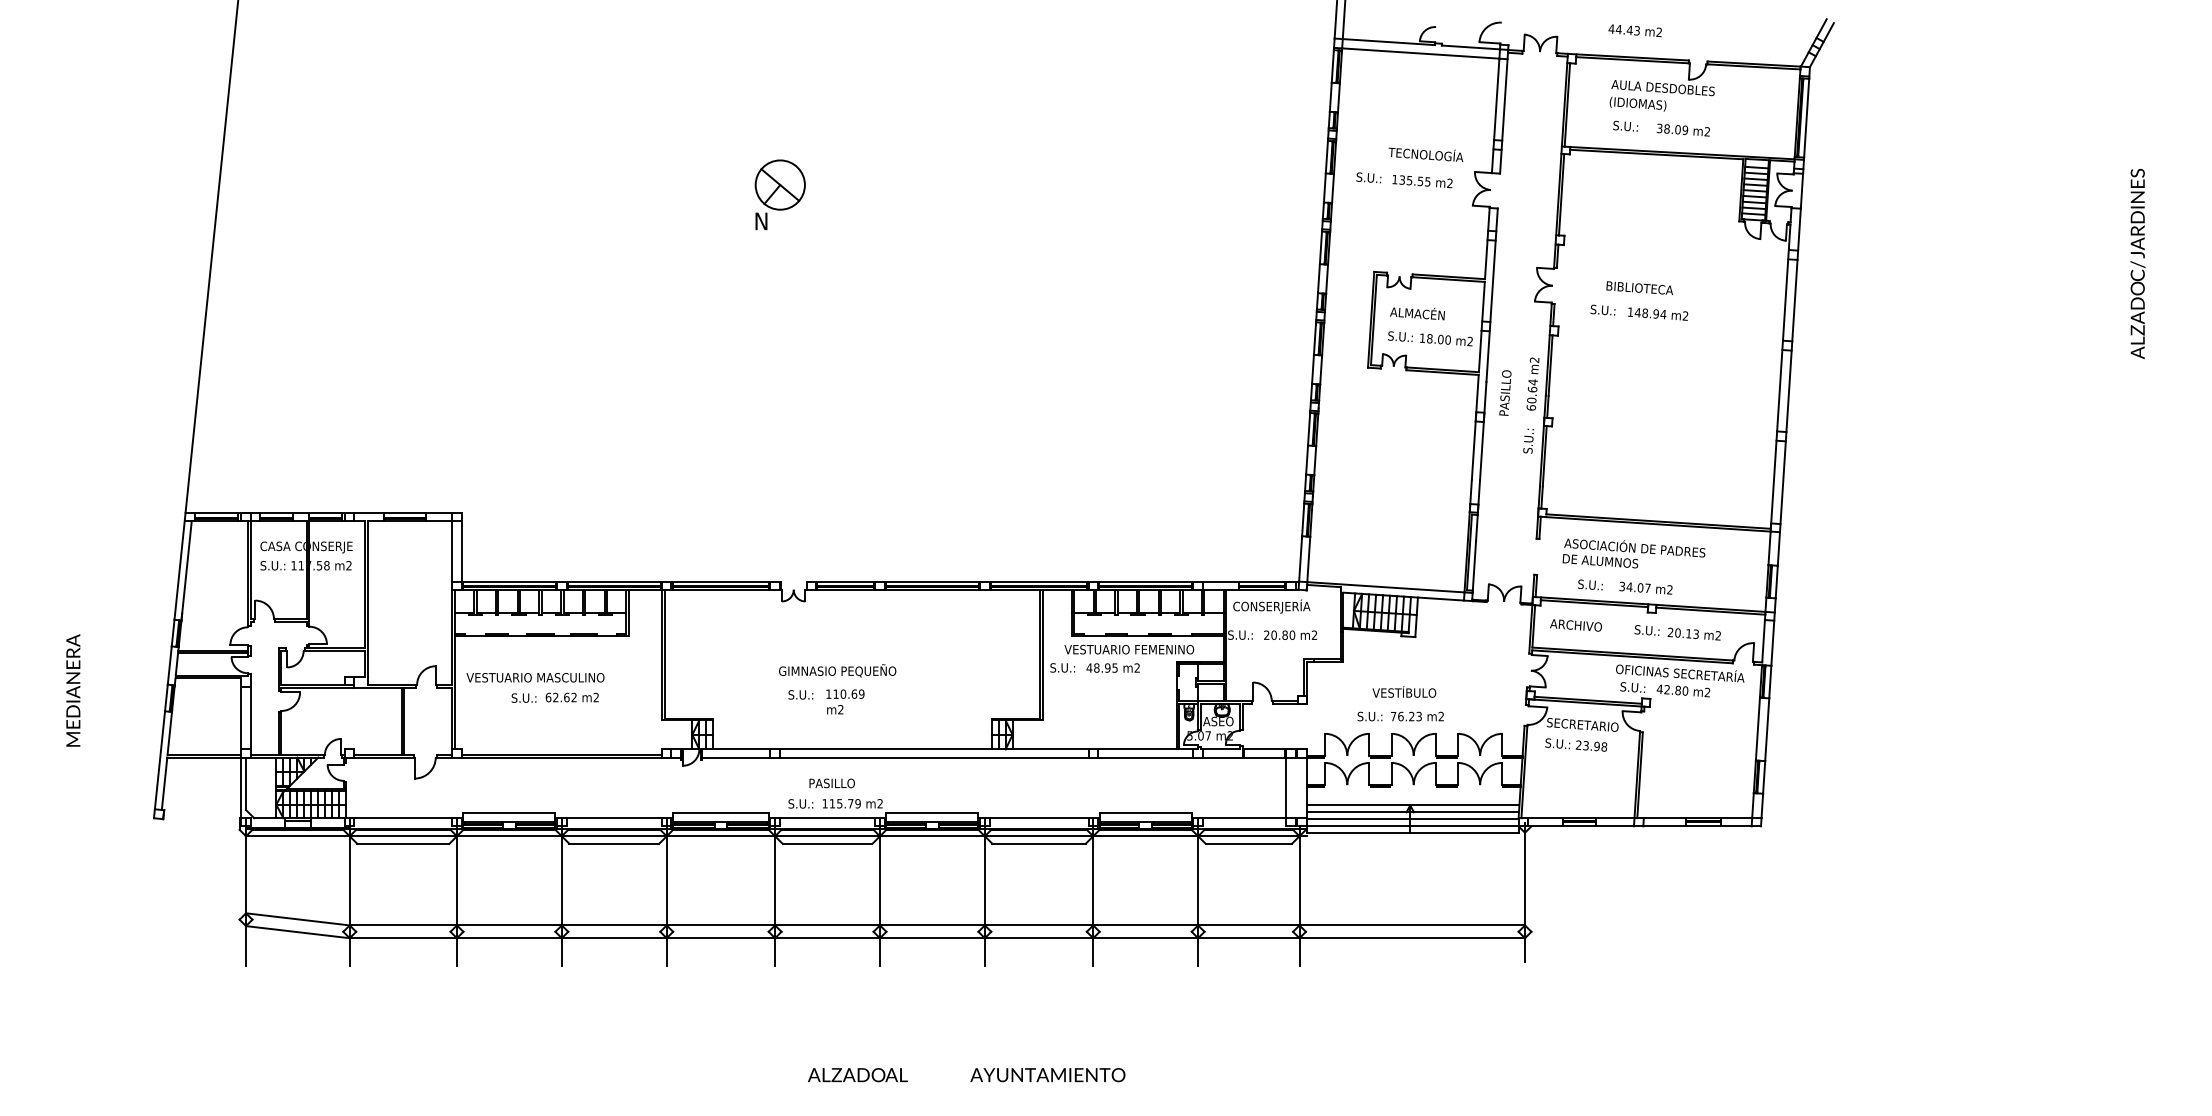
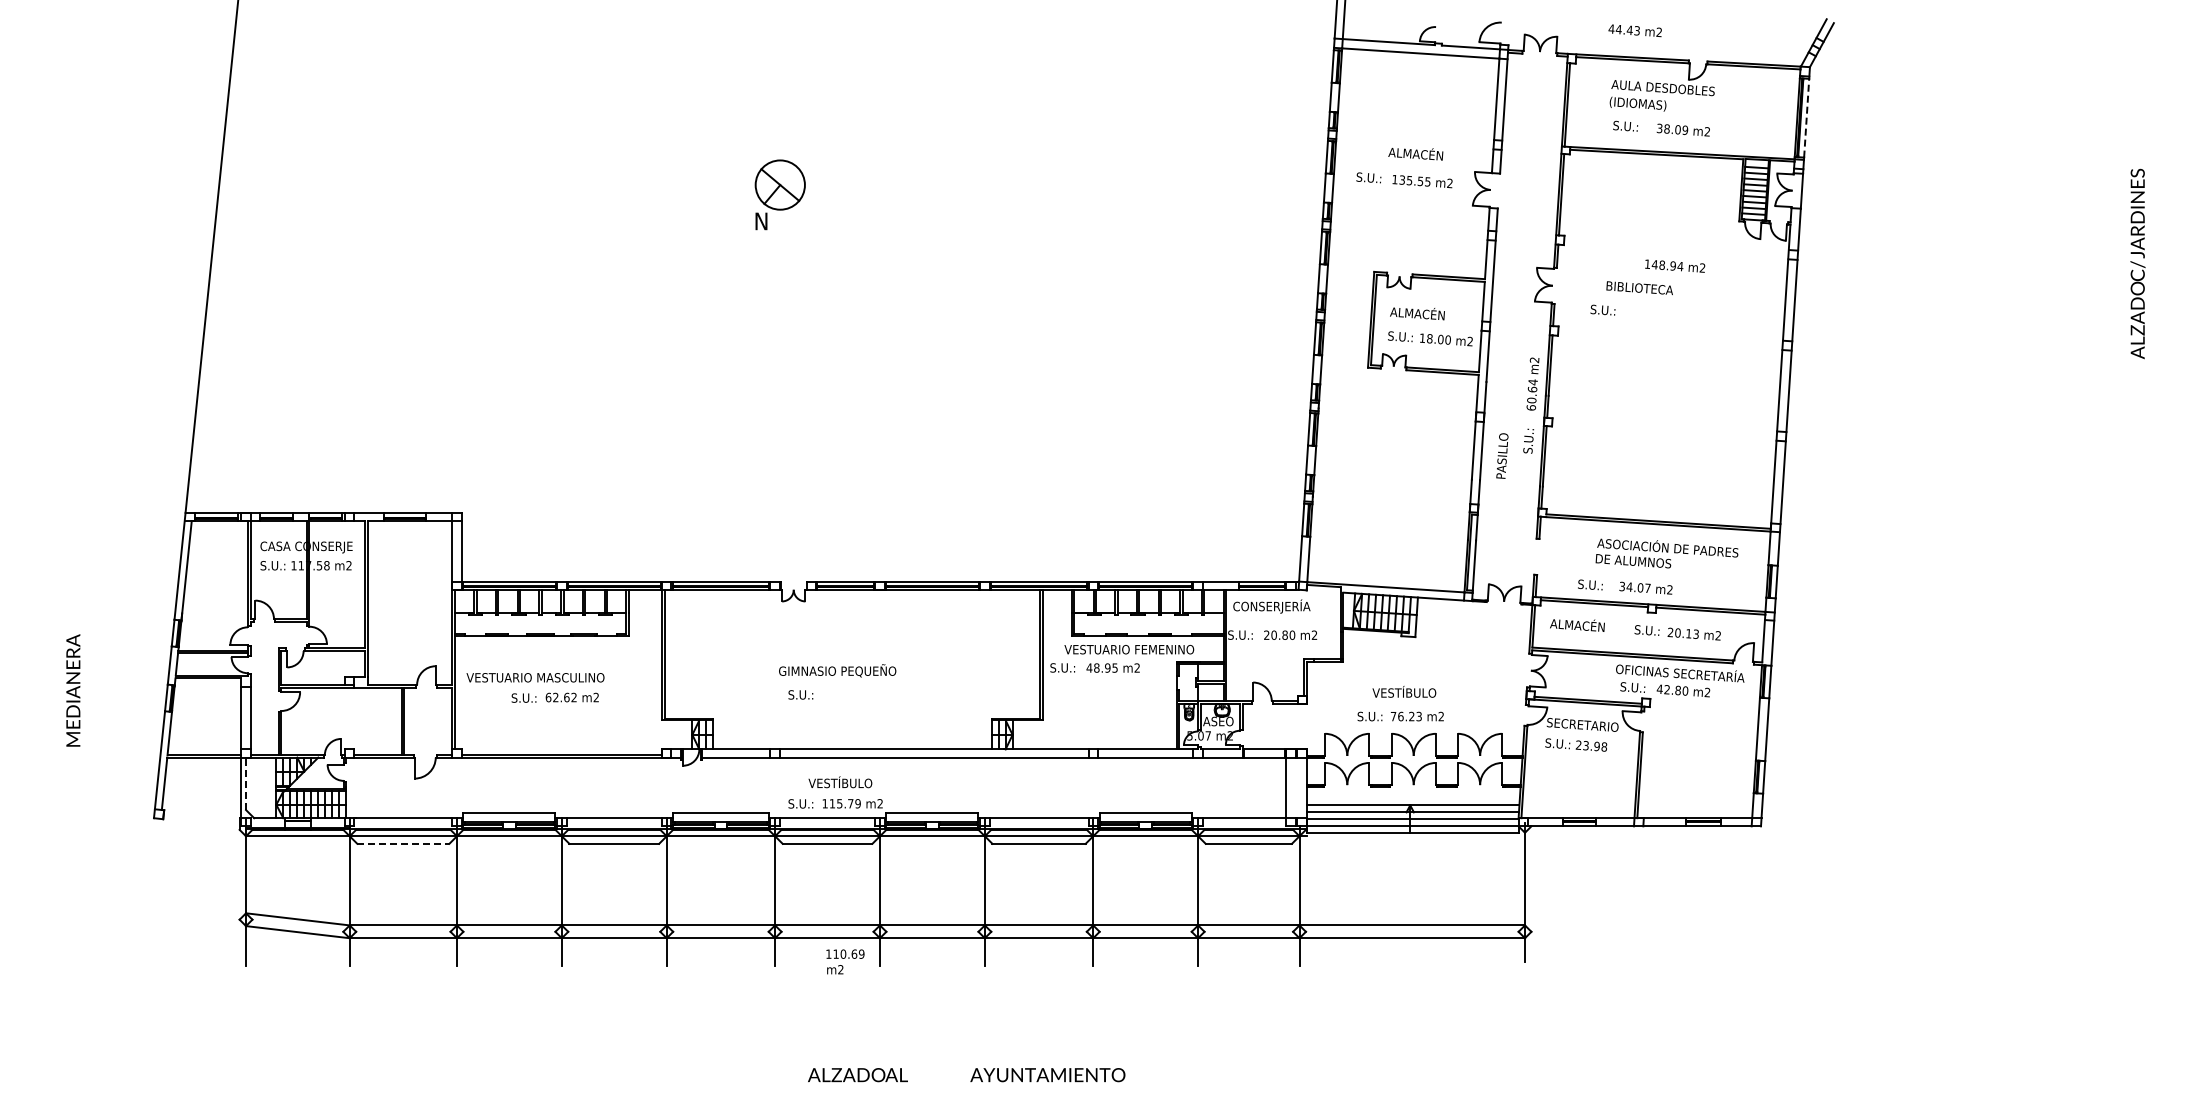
line: solid -> dashed (1806, 117)
text: TECNOLOGÍA -> ALMACÉN (1425, 154)
text position: (1658, 313) -> (1675, 265) (1675, 265)
text position: (1505, 392) -> (1502, 455) (1502, 455)
text position: (1633, 553) -> (1666, 553) (1666, 553)
text: ARCHIVO -> ALMACÉN (1581, 625)
text position: (845, 701) -> (845, 961) (845, 961)
text: PASILLO -> VESTÍBULO (840, 782)
line: solid -> dashed (246, 783)
line: solid -> dashed (403, 843)
